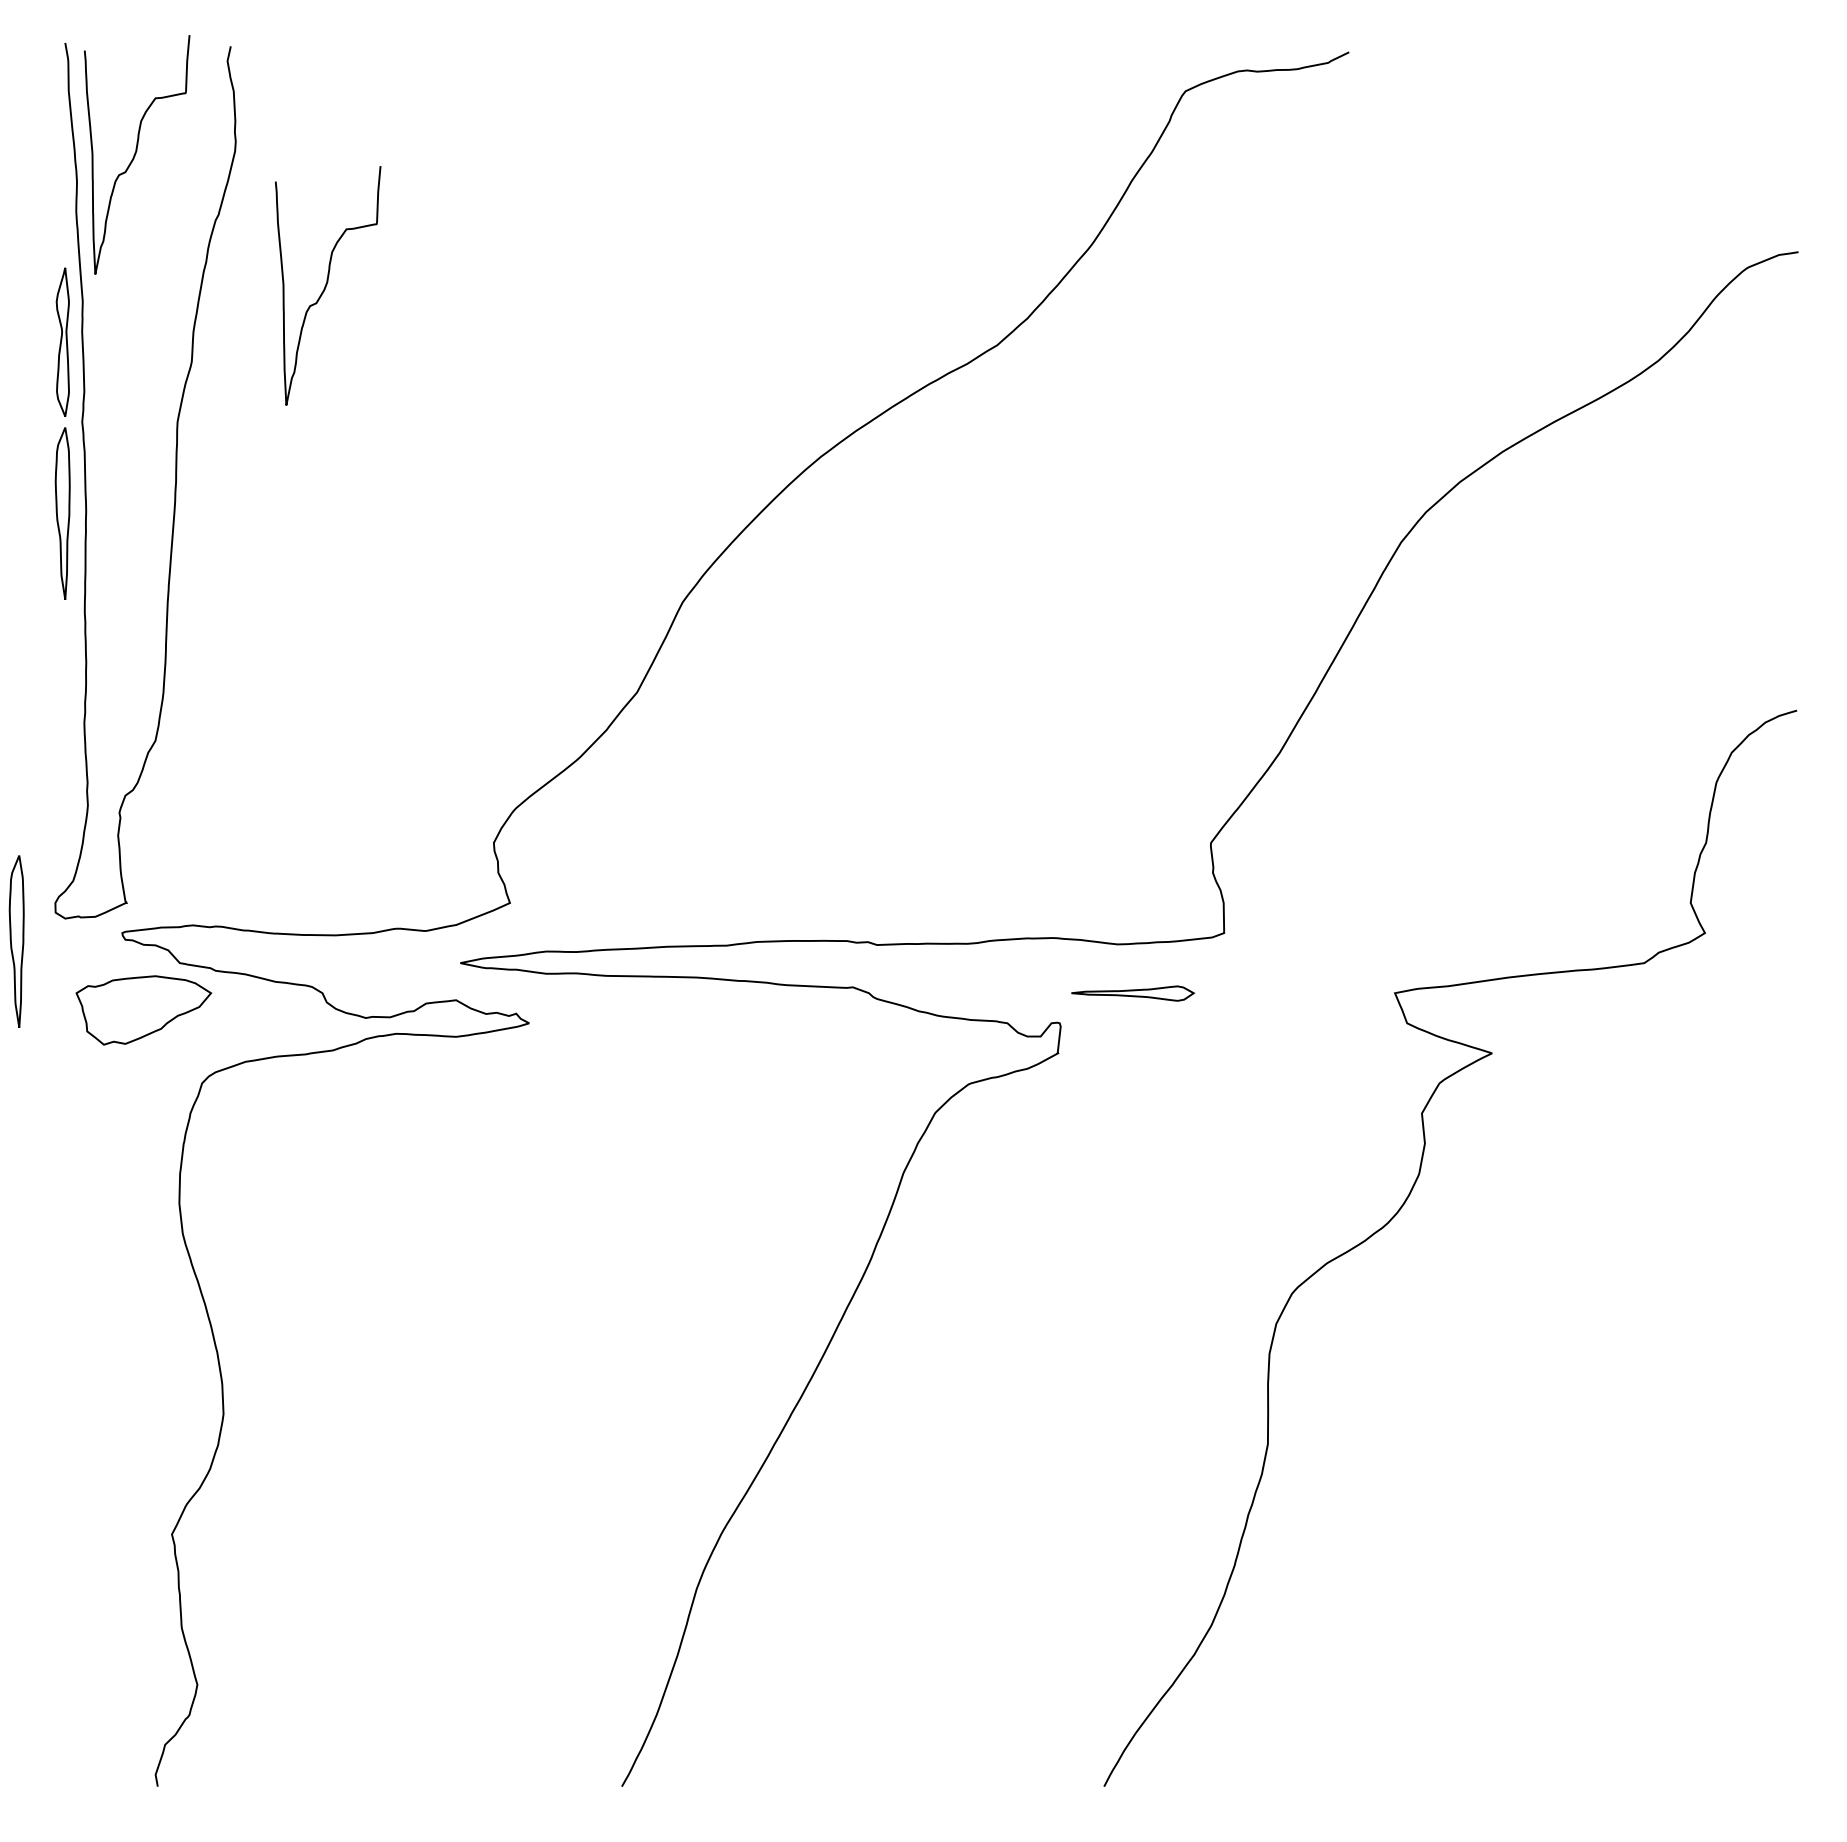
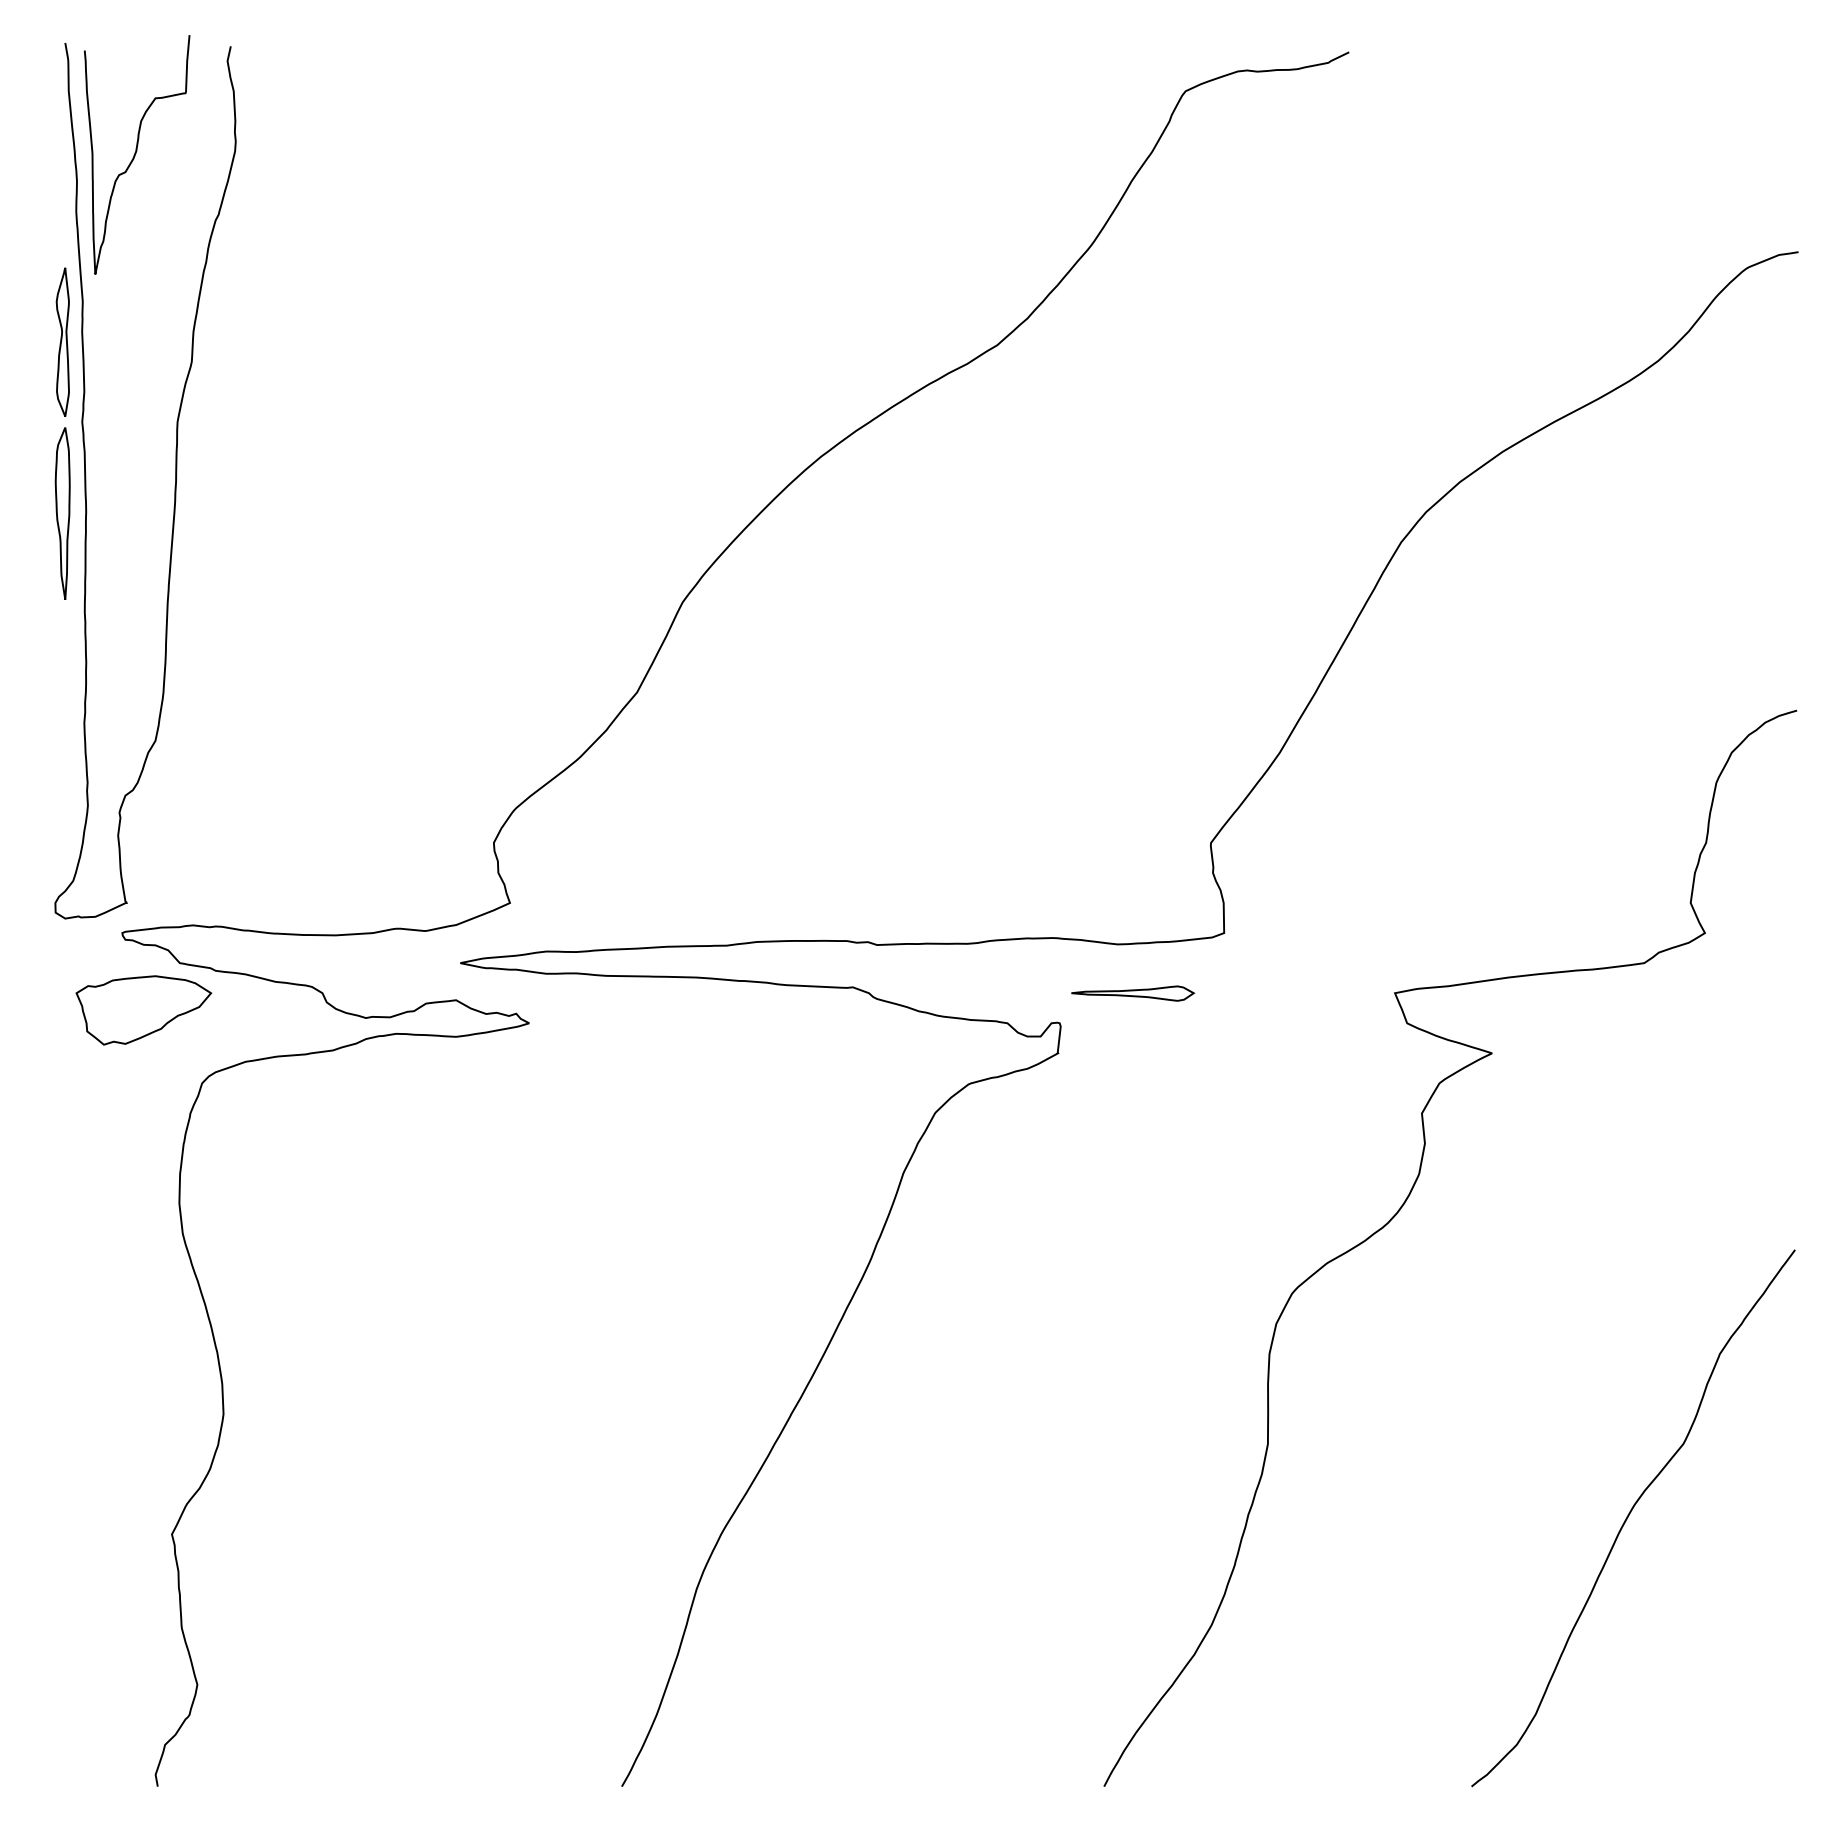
curve: present -> none (327, 284)
part: present -> none (16, 941)
curve: none -> present (1630, 1514)
